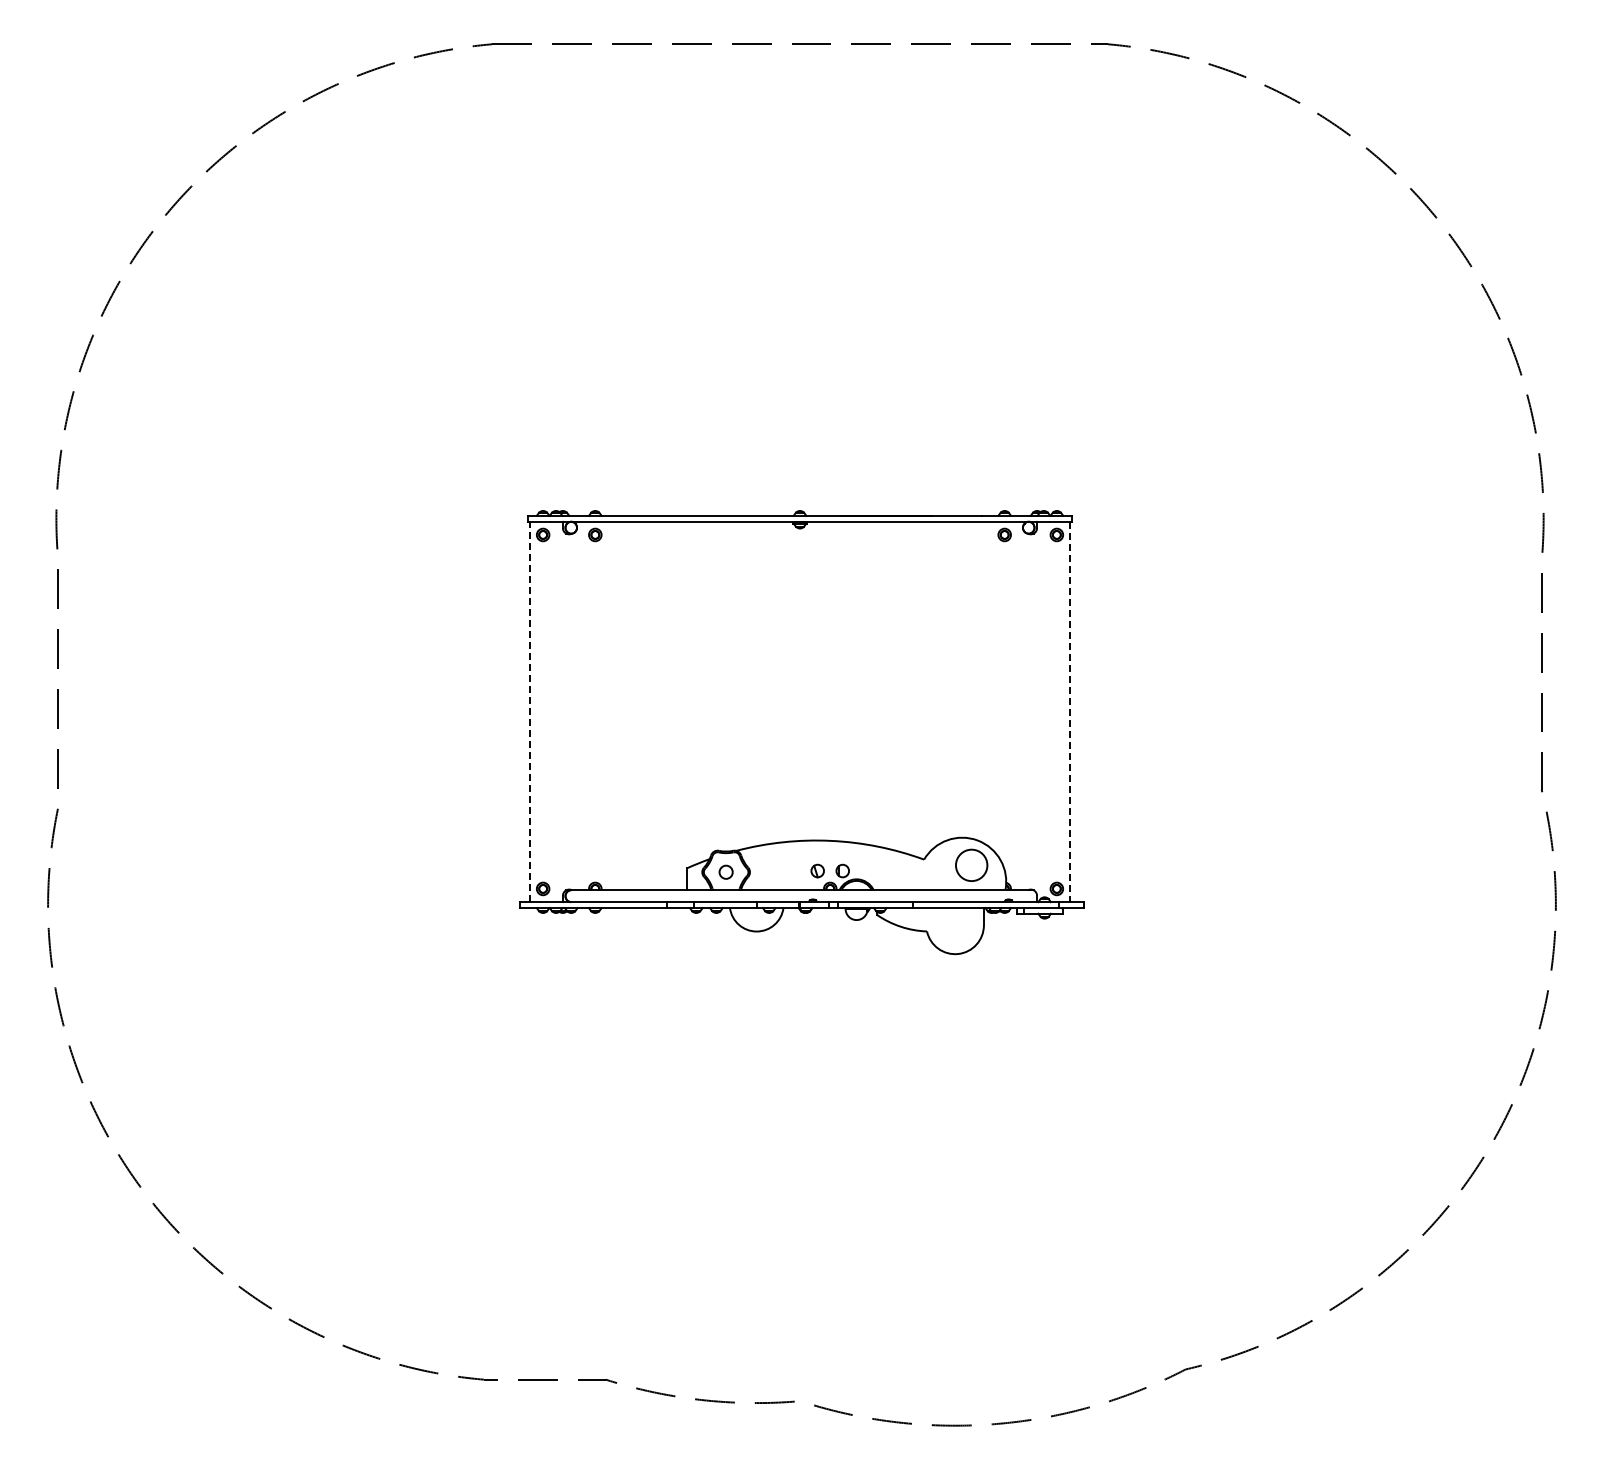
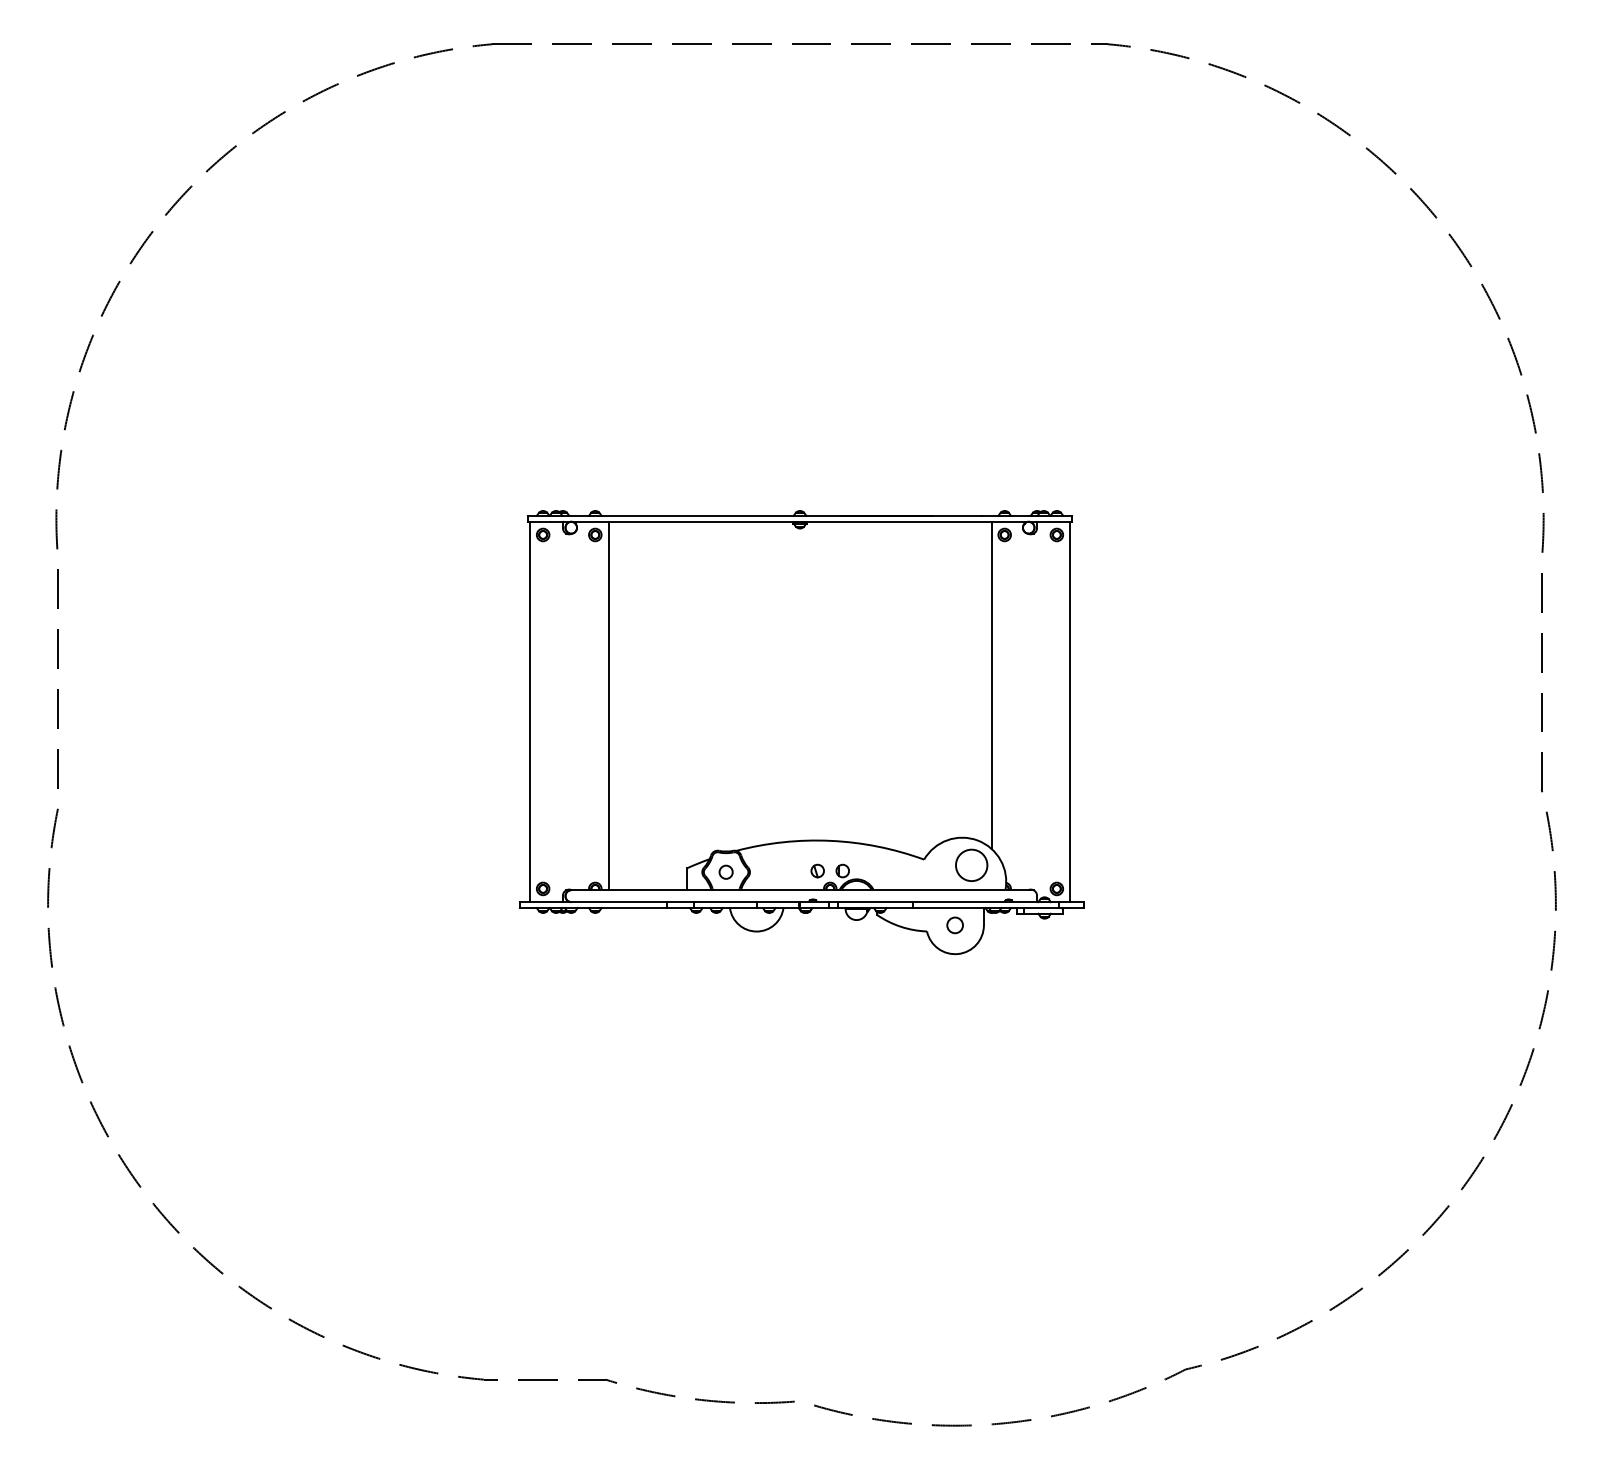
line: none -> present (991, 684)
line: none -> present (608, 705)
line: dashed -> solid (529, 711)
line: dashed -> solid (1070, 712)
circle: none -> present (954, 925)
